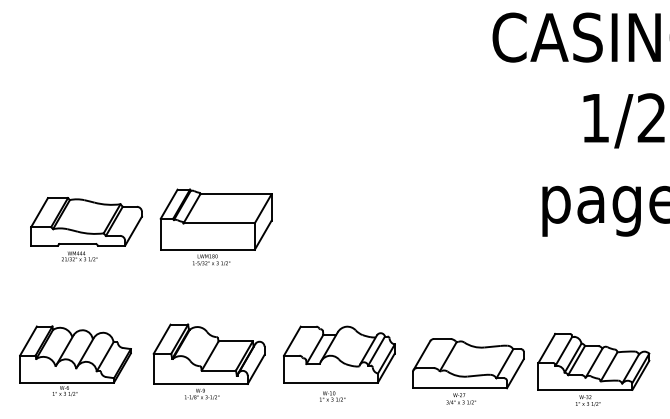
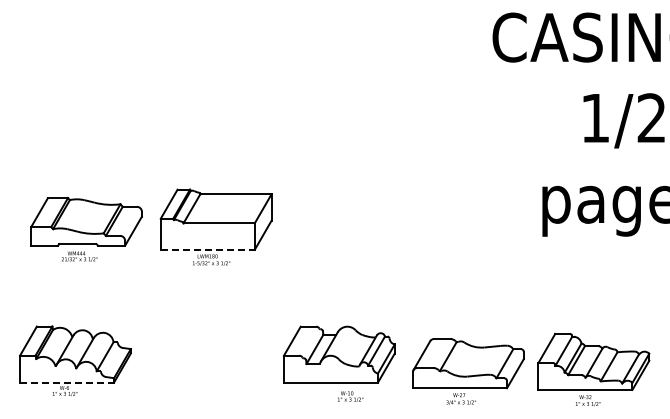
line: solid -> dashed (208, 249)
part: present -> none (208, 361)
line: solid -> dashed (67, 382)
text position: (332, 396) -> (350, 396) (350, 396)
